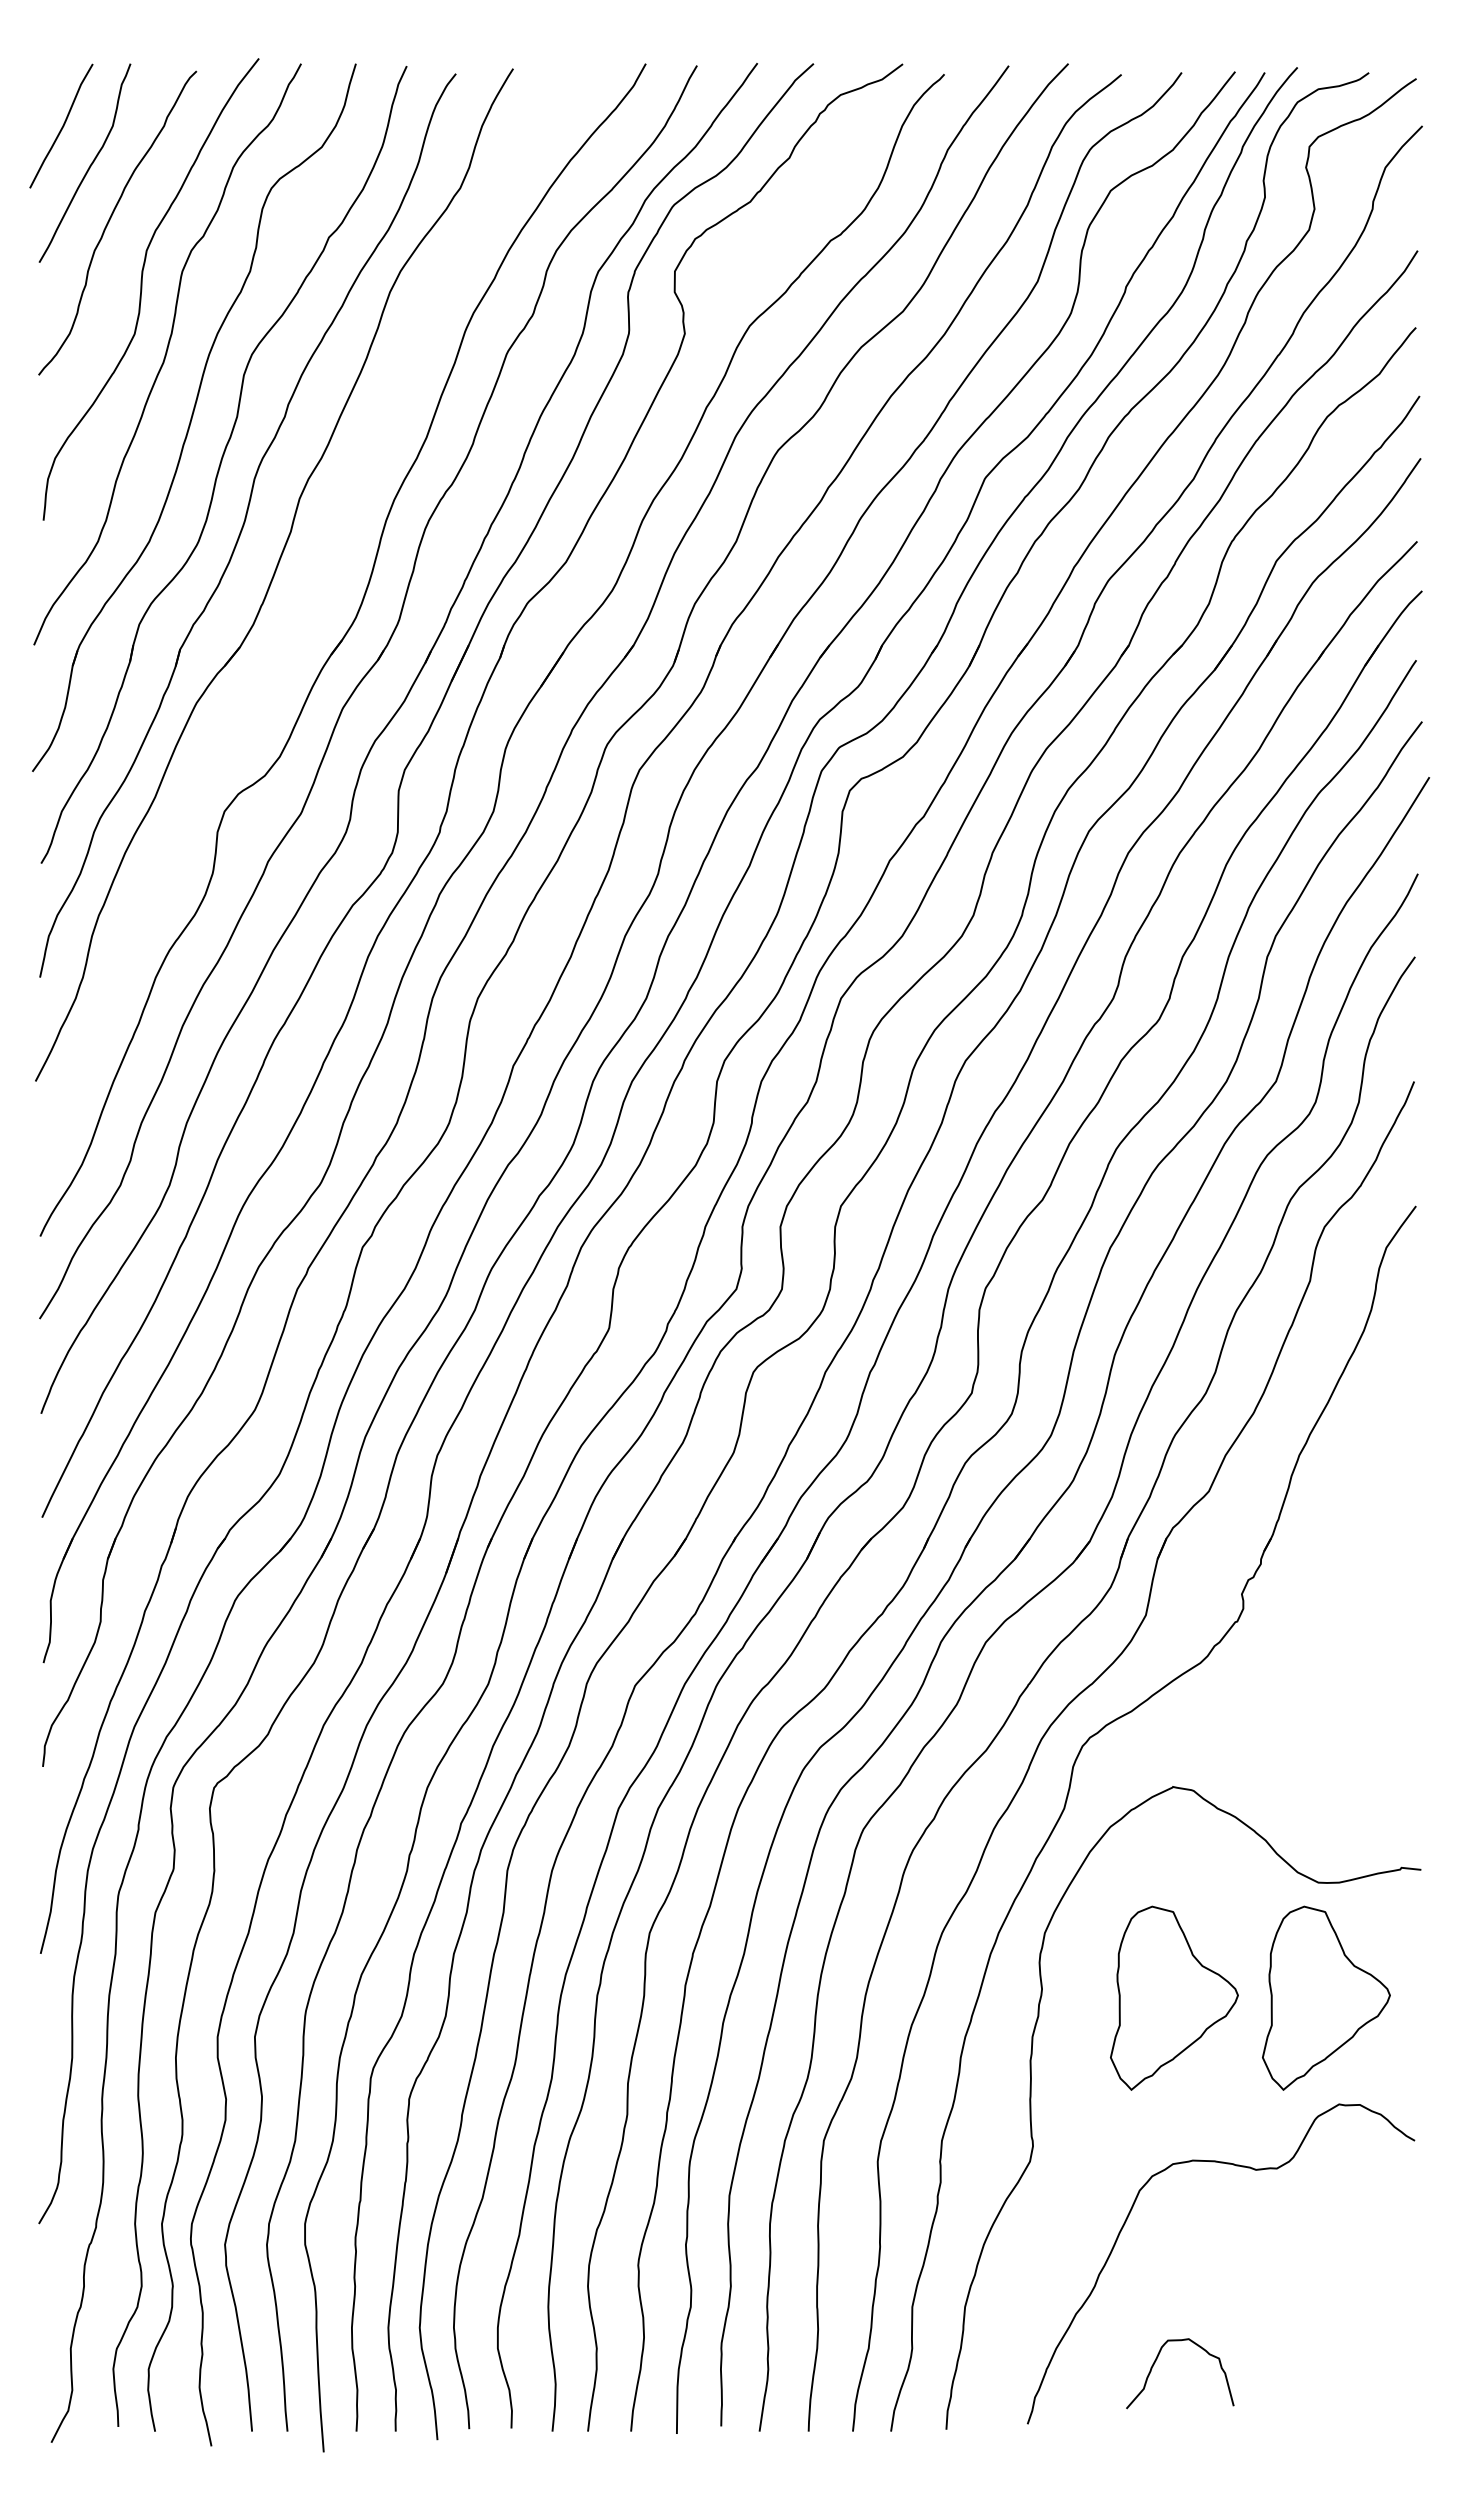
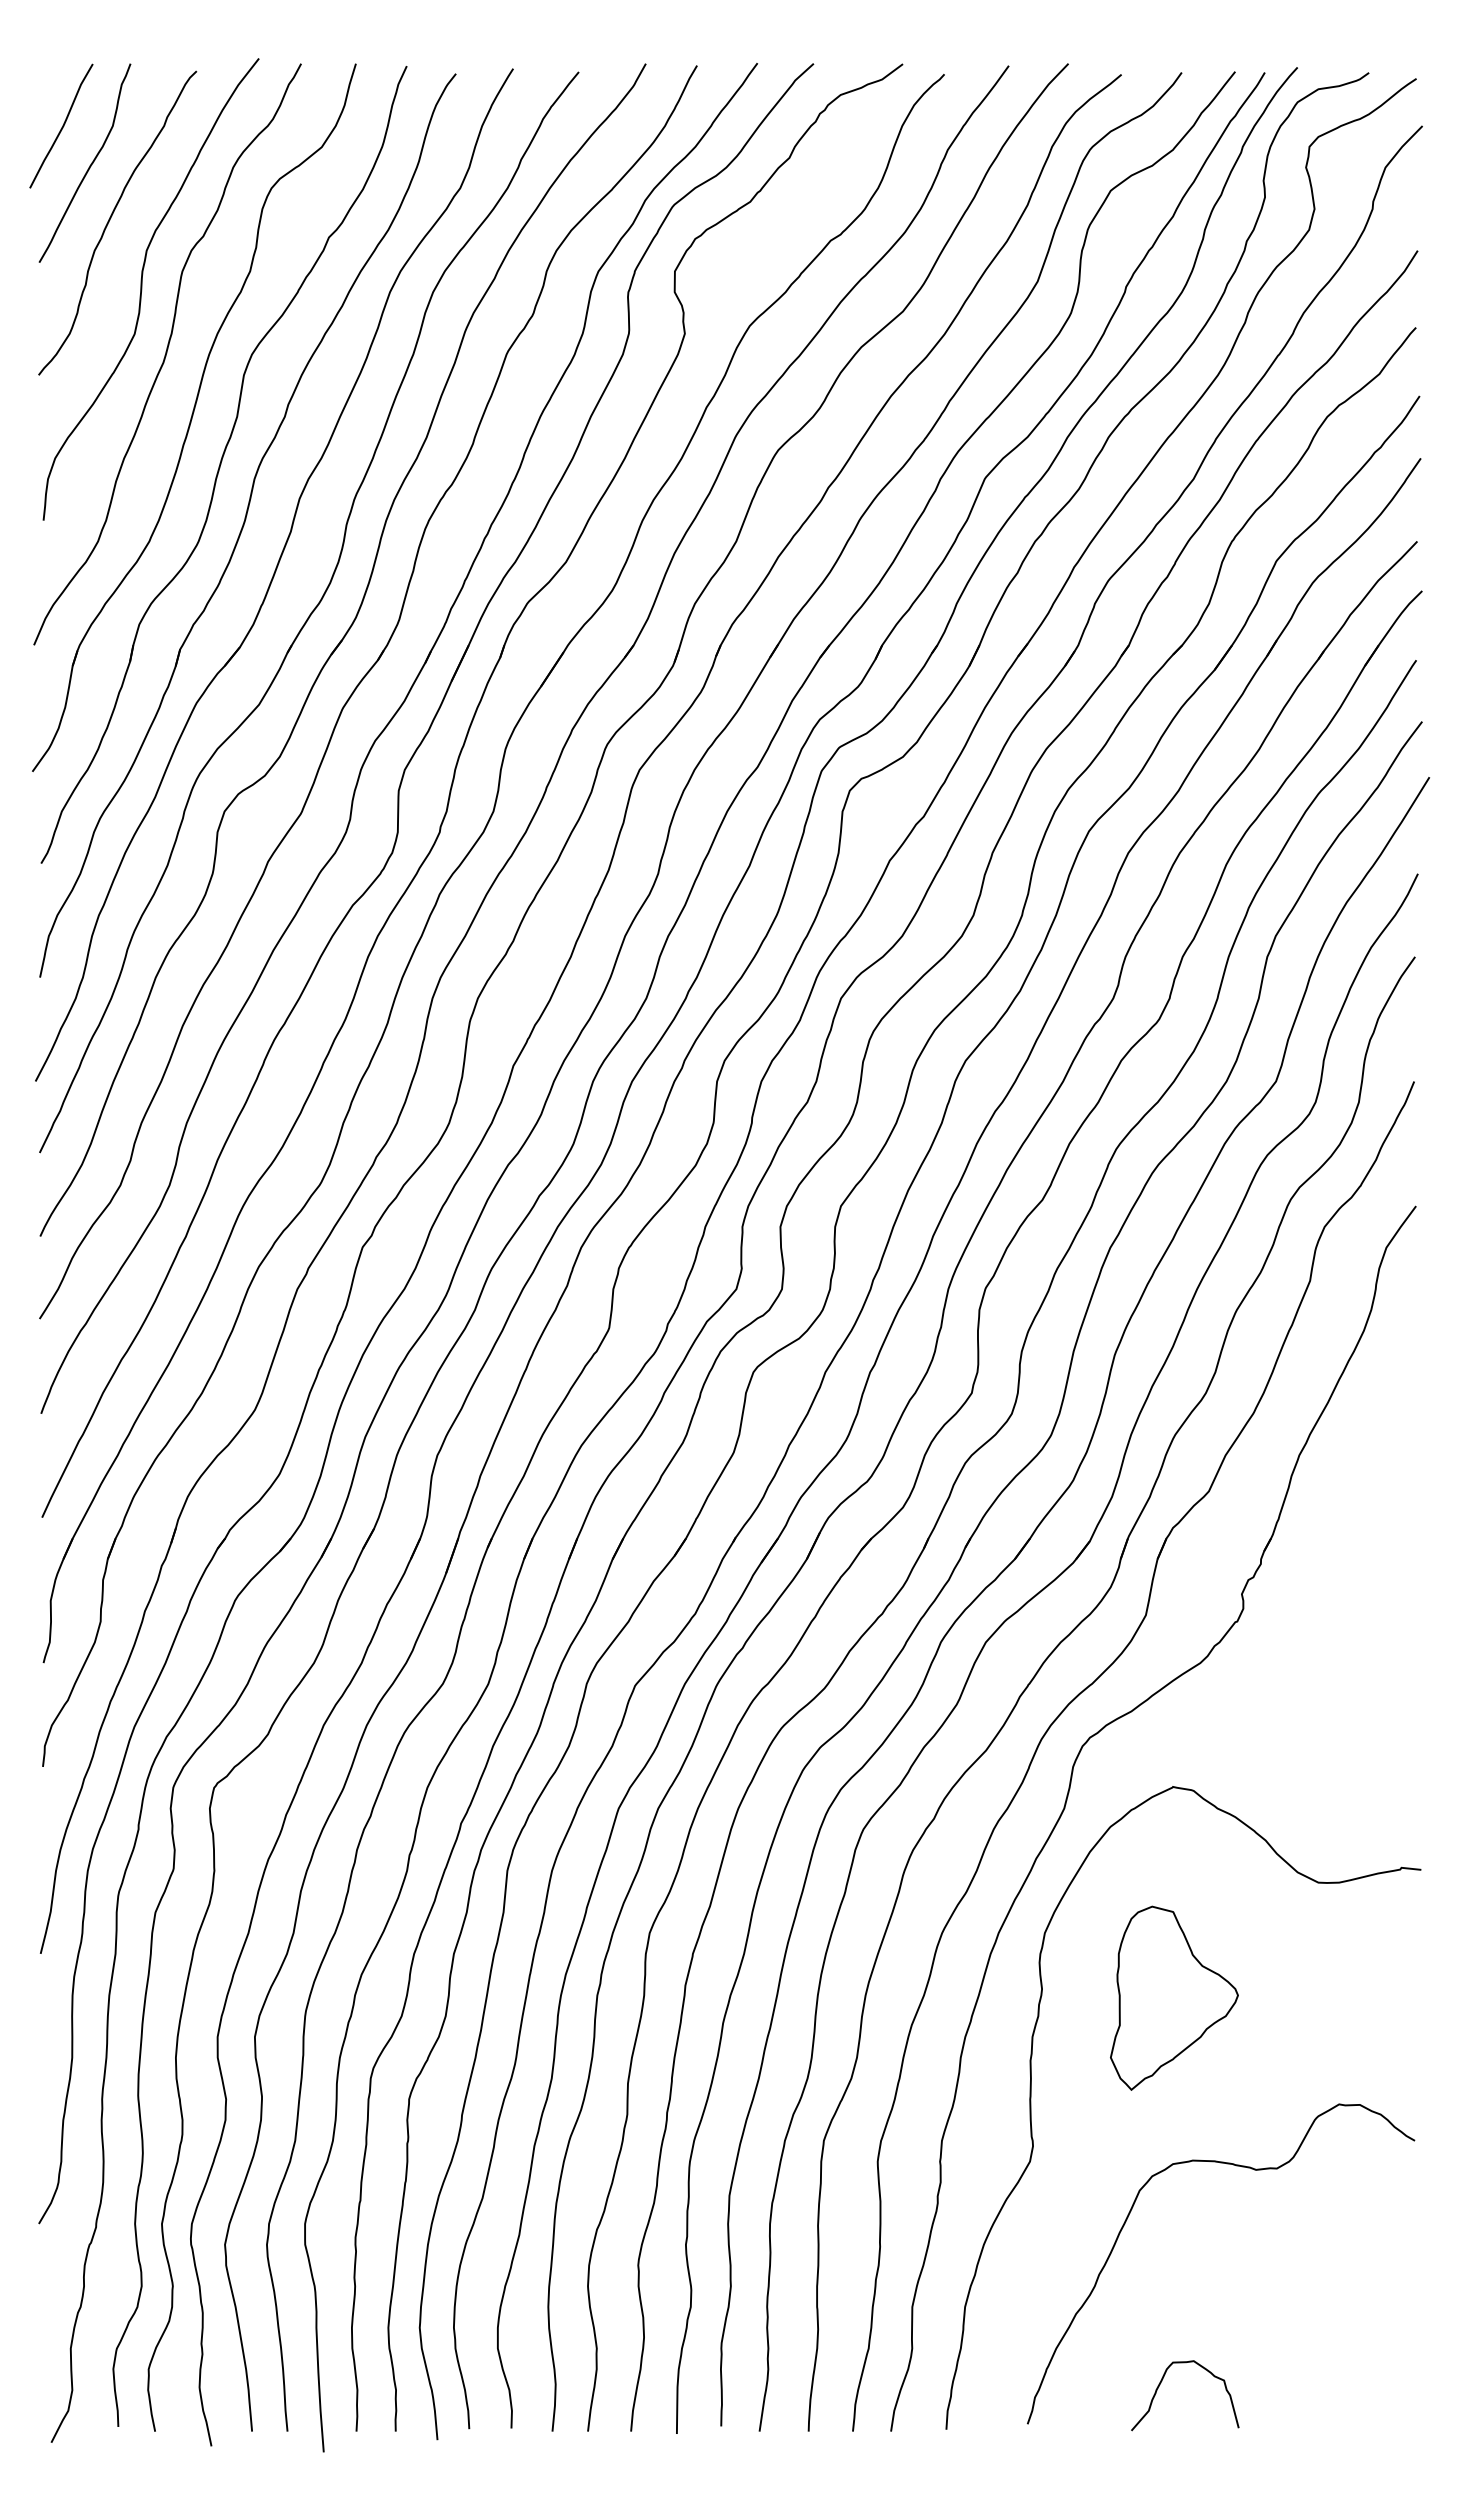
part: none -> present (309, 612)
part: present -> none (1326, 1997)
curve position: (1156, 2361) -> (1161, 2383) (1161, 2383)
